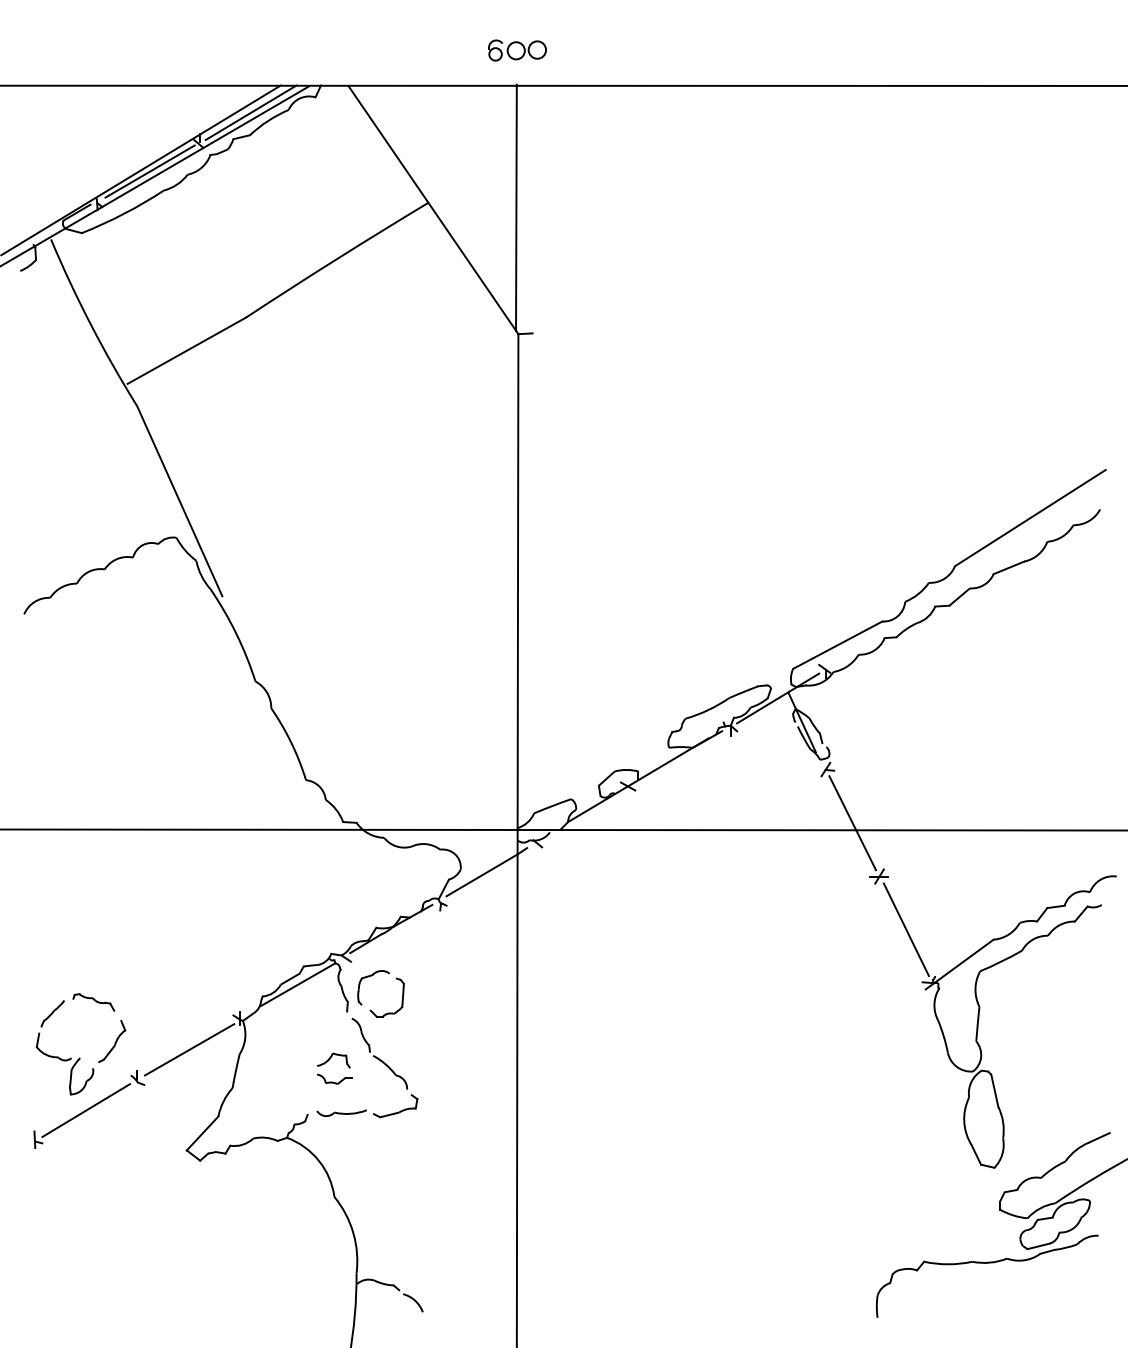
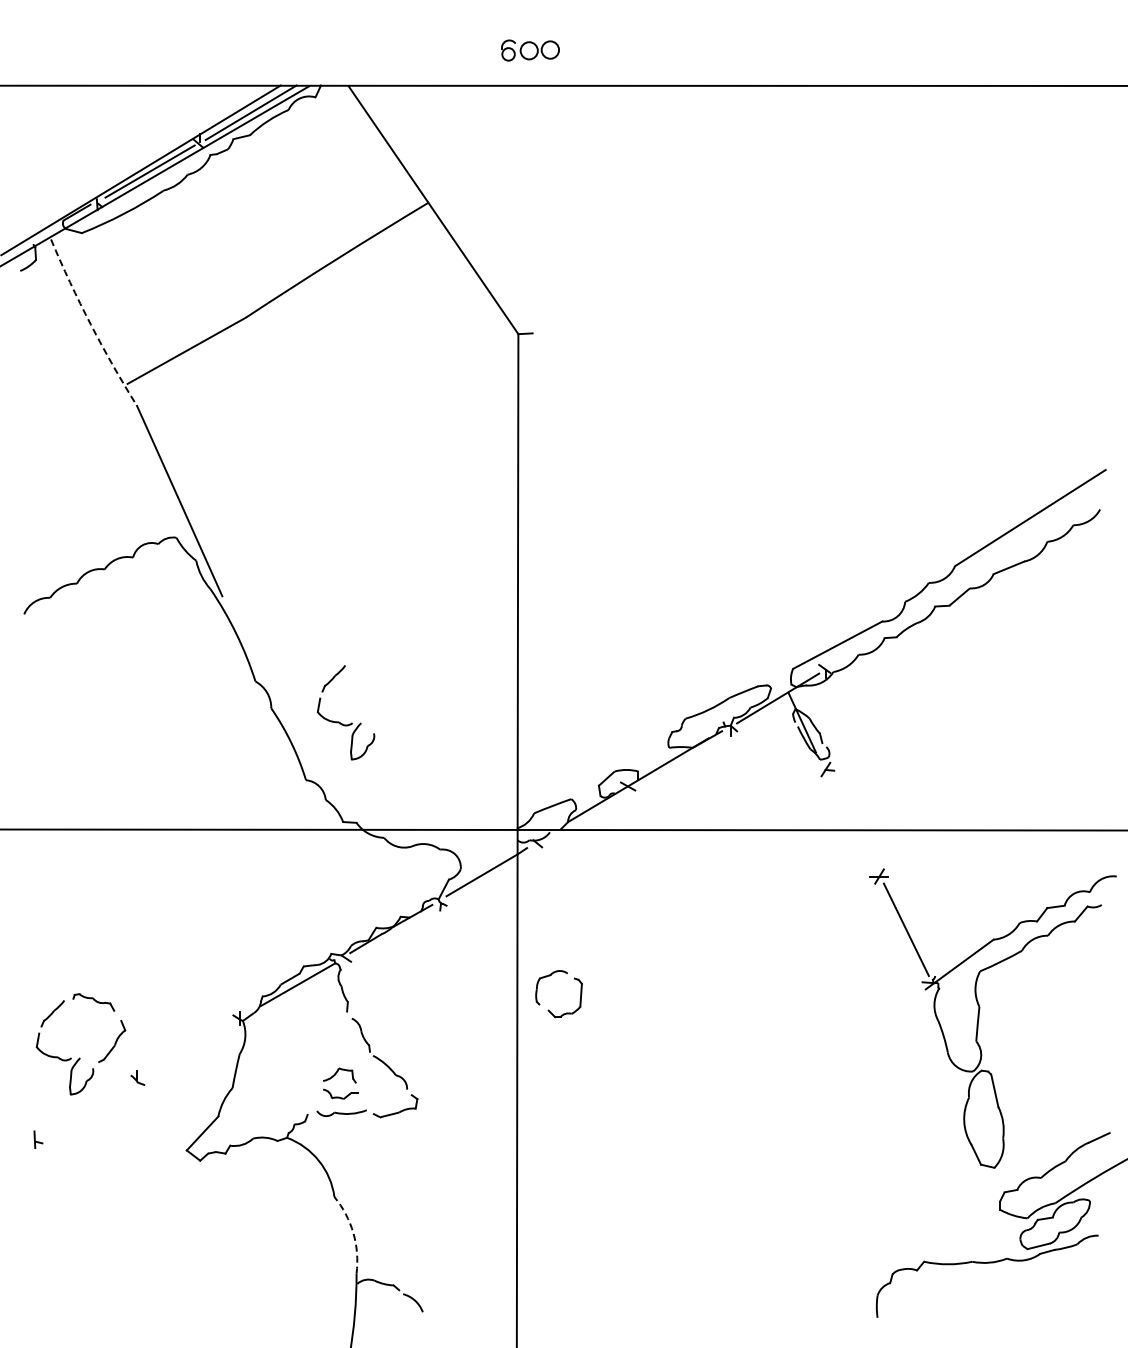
part position: (517, 50) -> (530, 50) (530, 50)
line: present -> none (516, 207)
arc: solid -> dashed (90, 324)
part: none -> present (339, 721)
line: present -> none (852, 823)
part position: (372, 976) -> (550, 976) (550, 976)
line: present -> none (189, 1049)
part position: (328, 1061) -> (334, 1076) (334, 1076)
line: present -> none (86, 1110)
arc: solid -> dashed (353, 1233)
